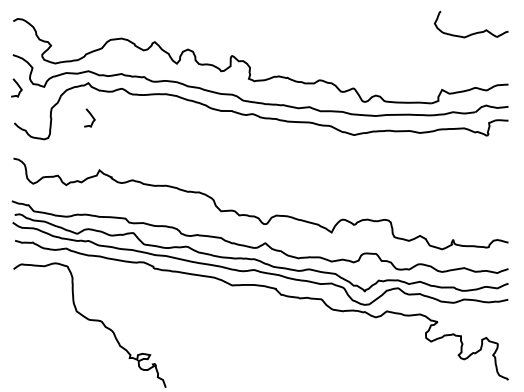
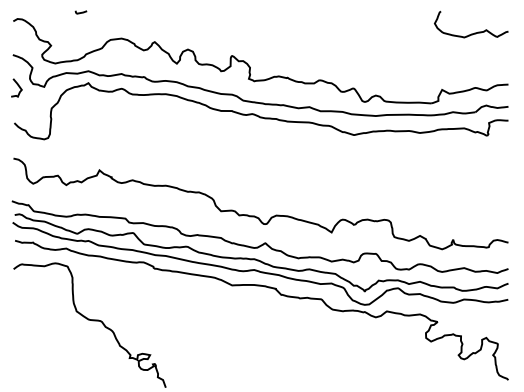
curve: none -> present (80, 12)
curve: present -> none (91, 117)
